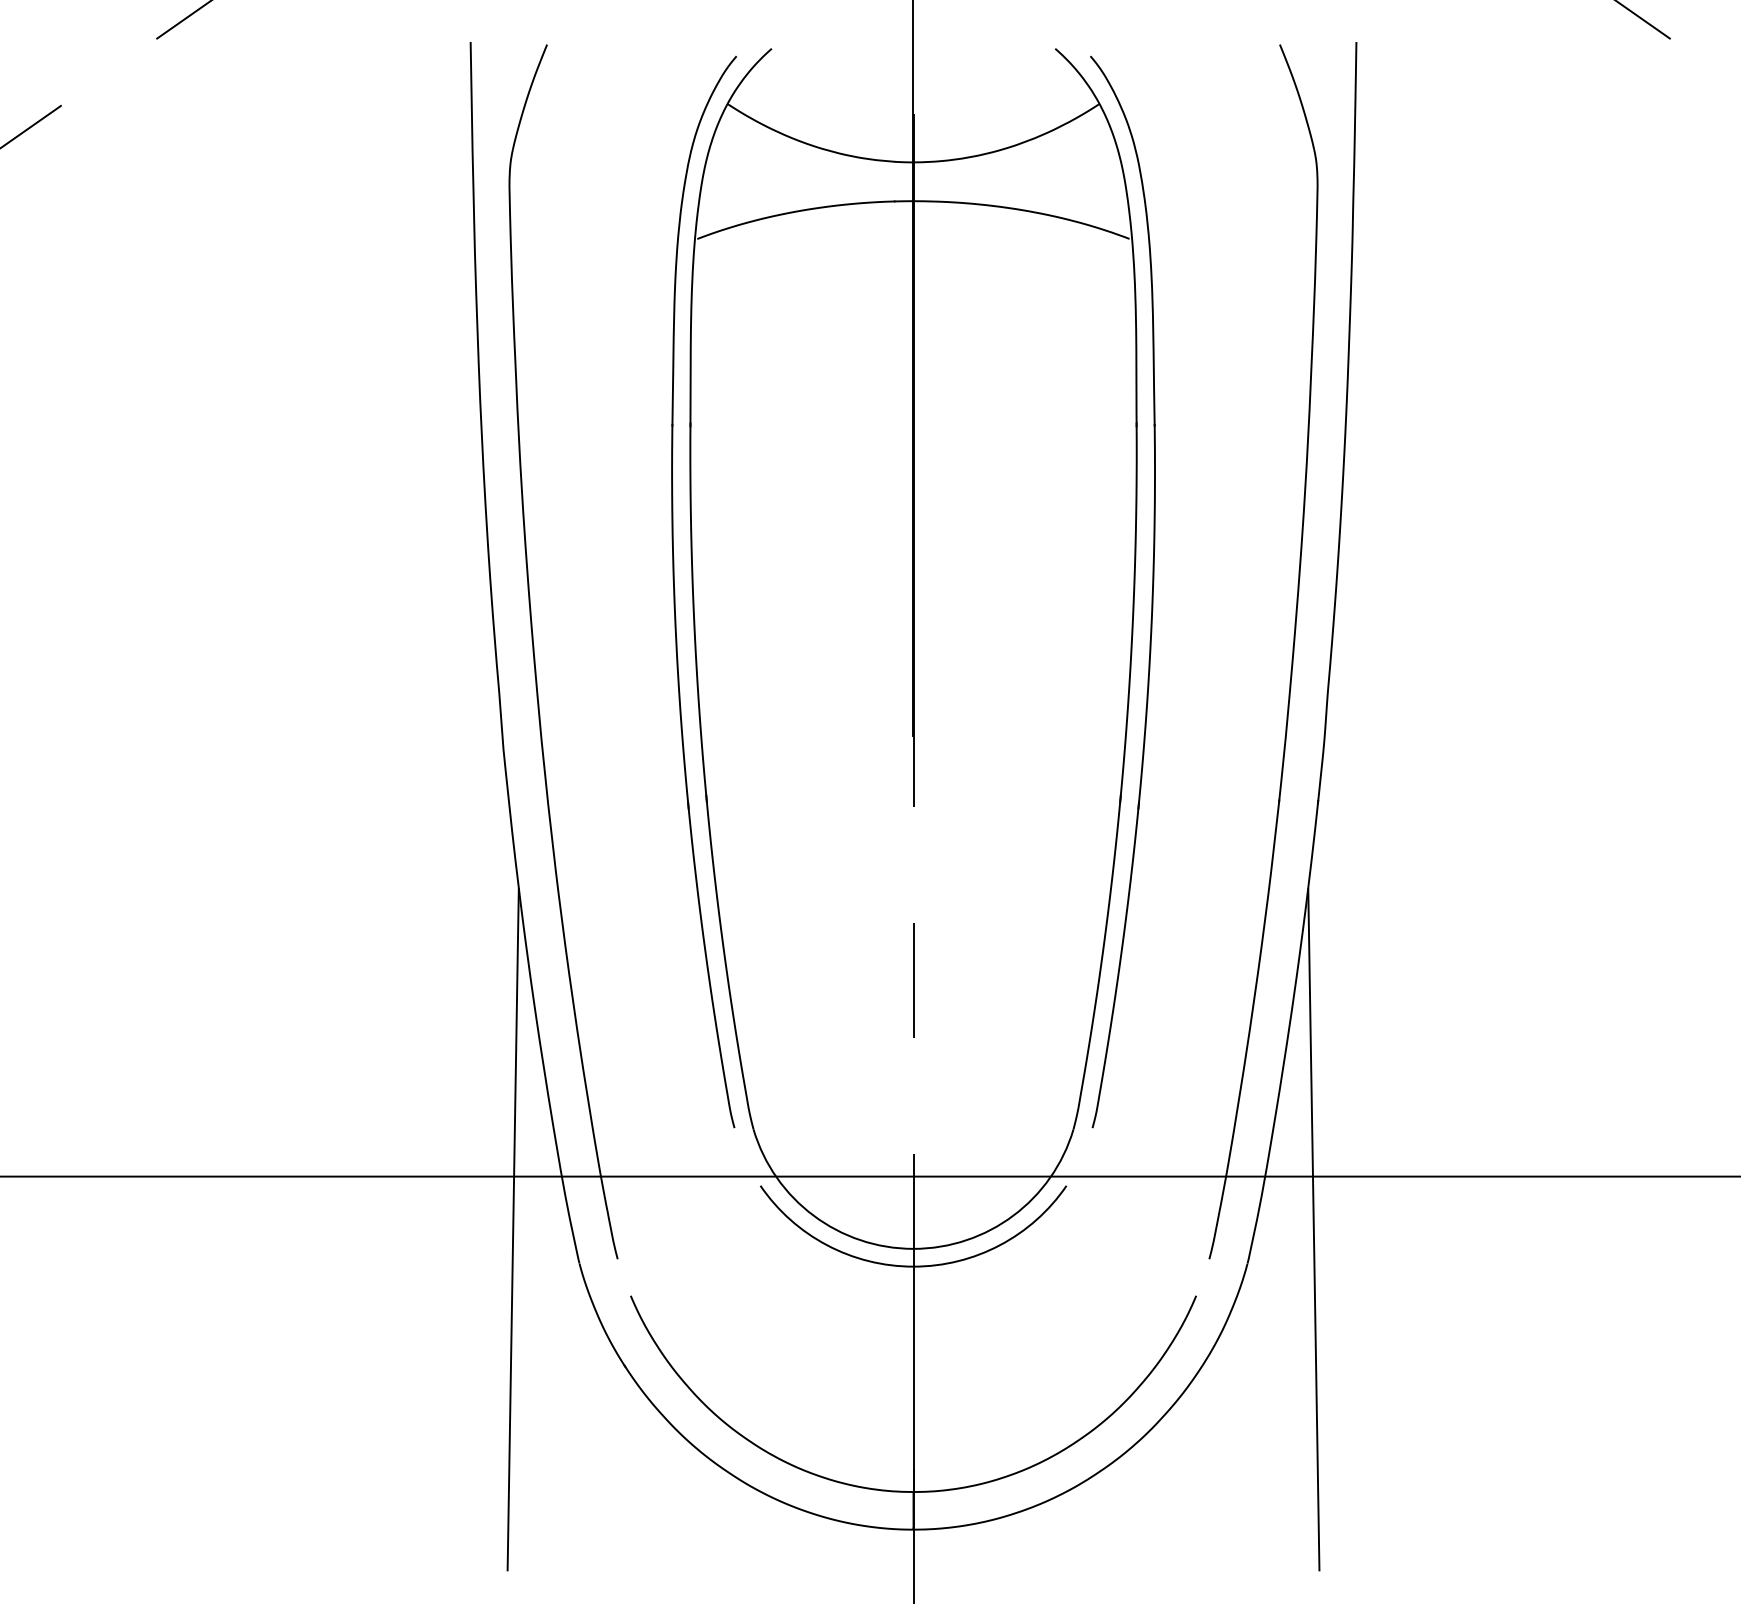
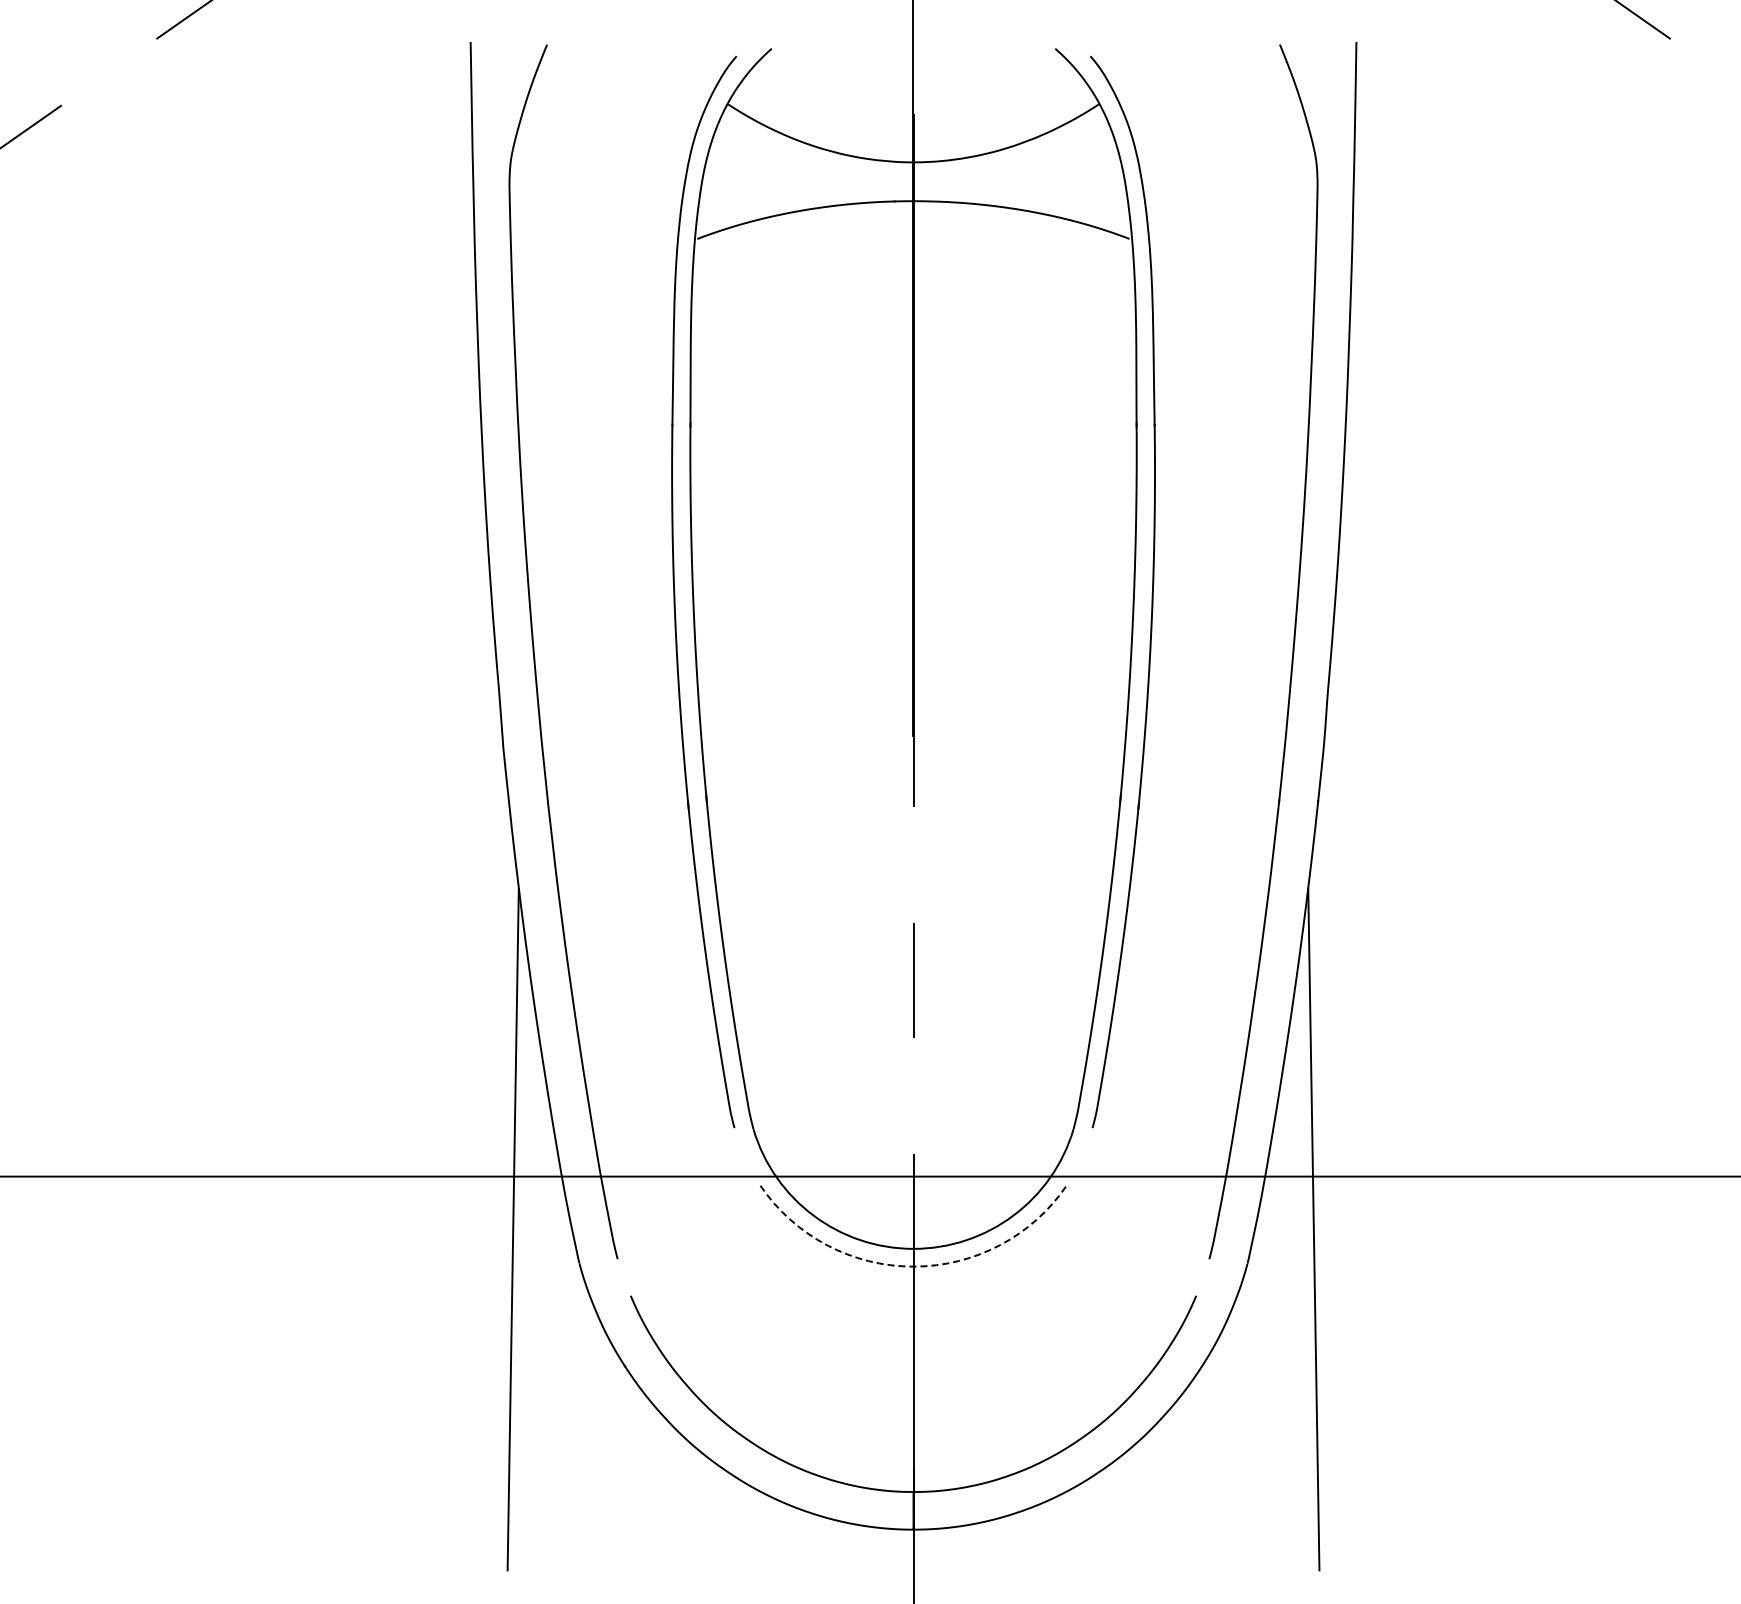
arc: solid -> dashed (913, 1266)
